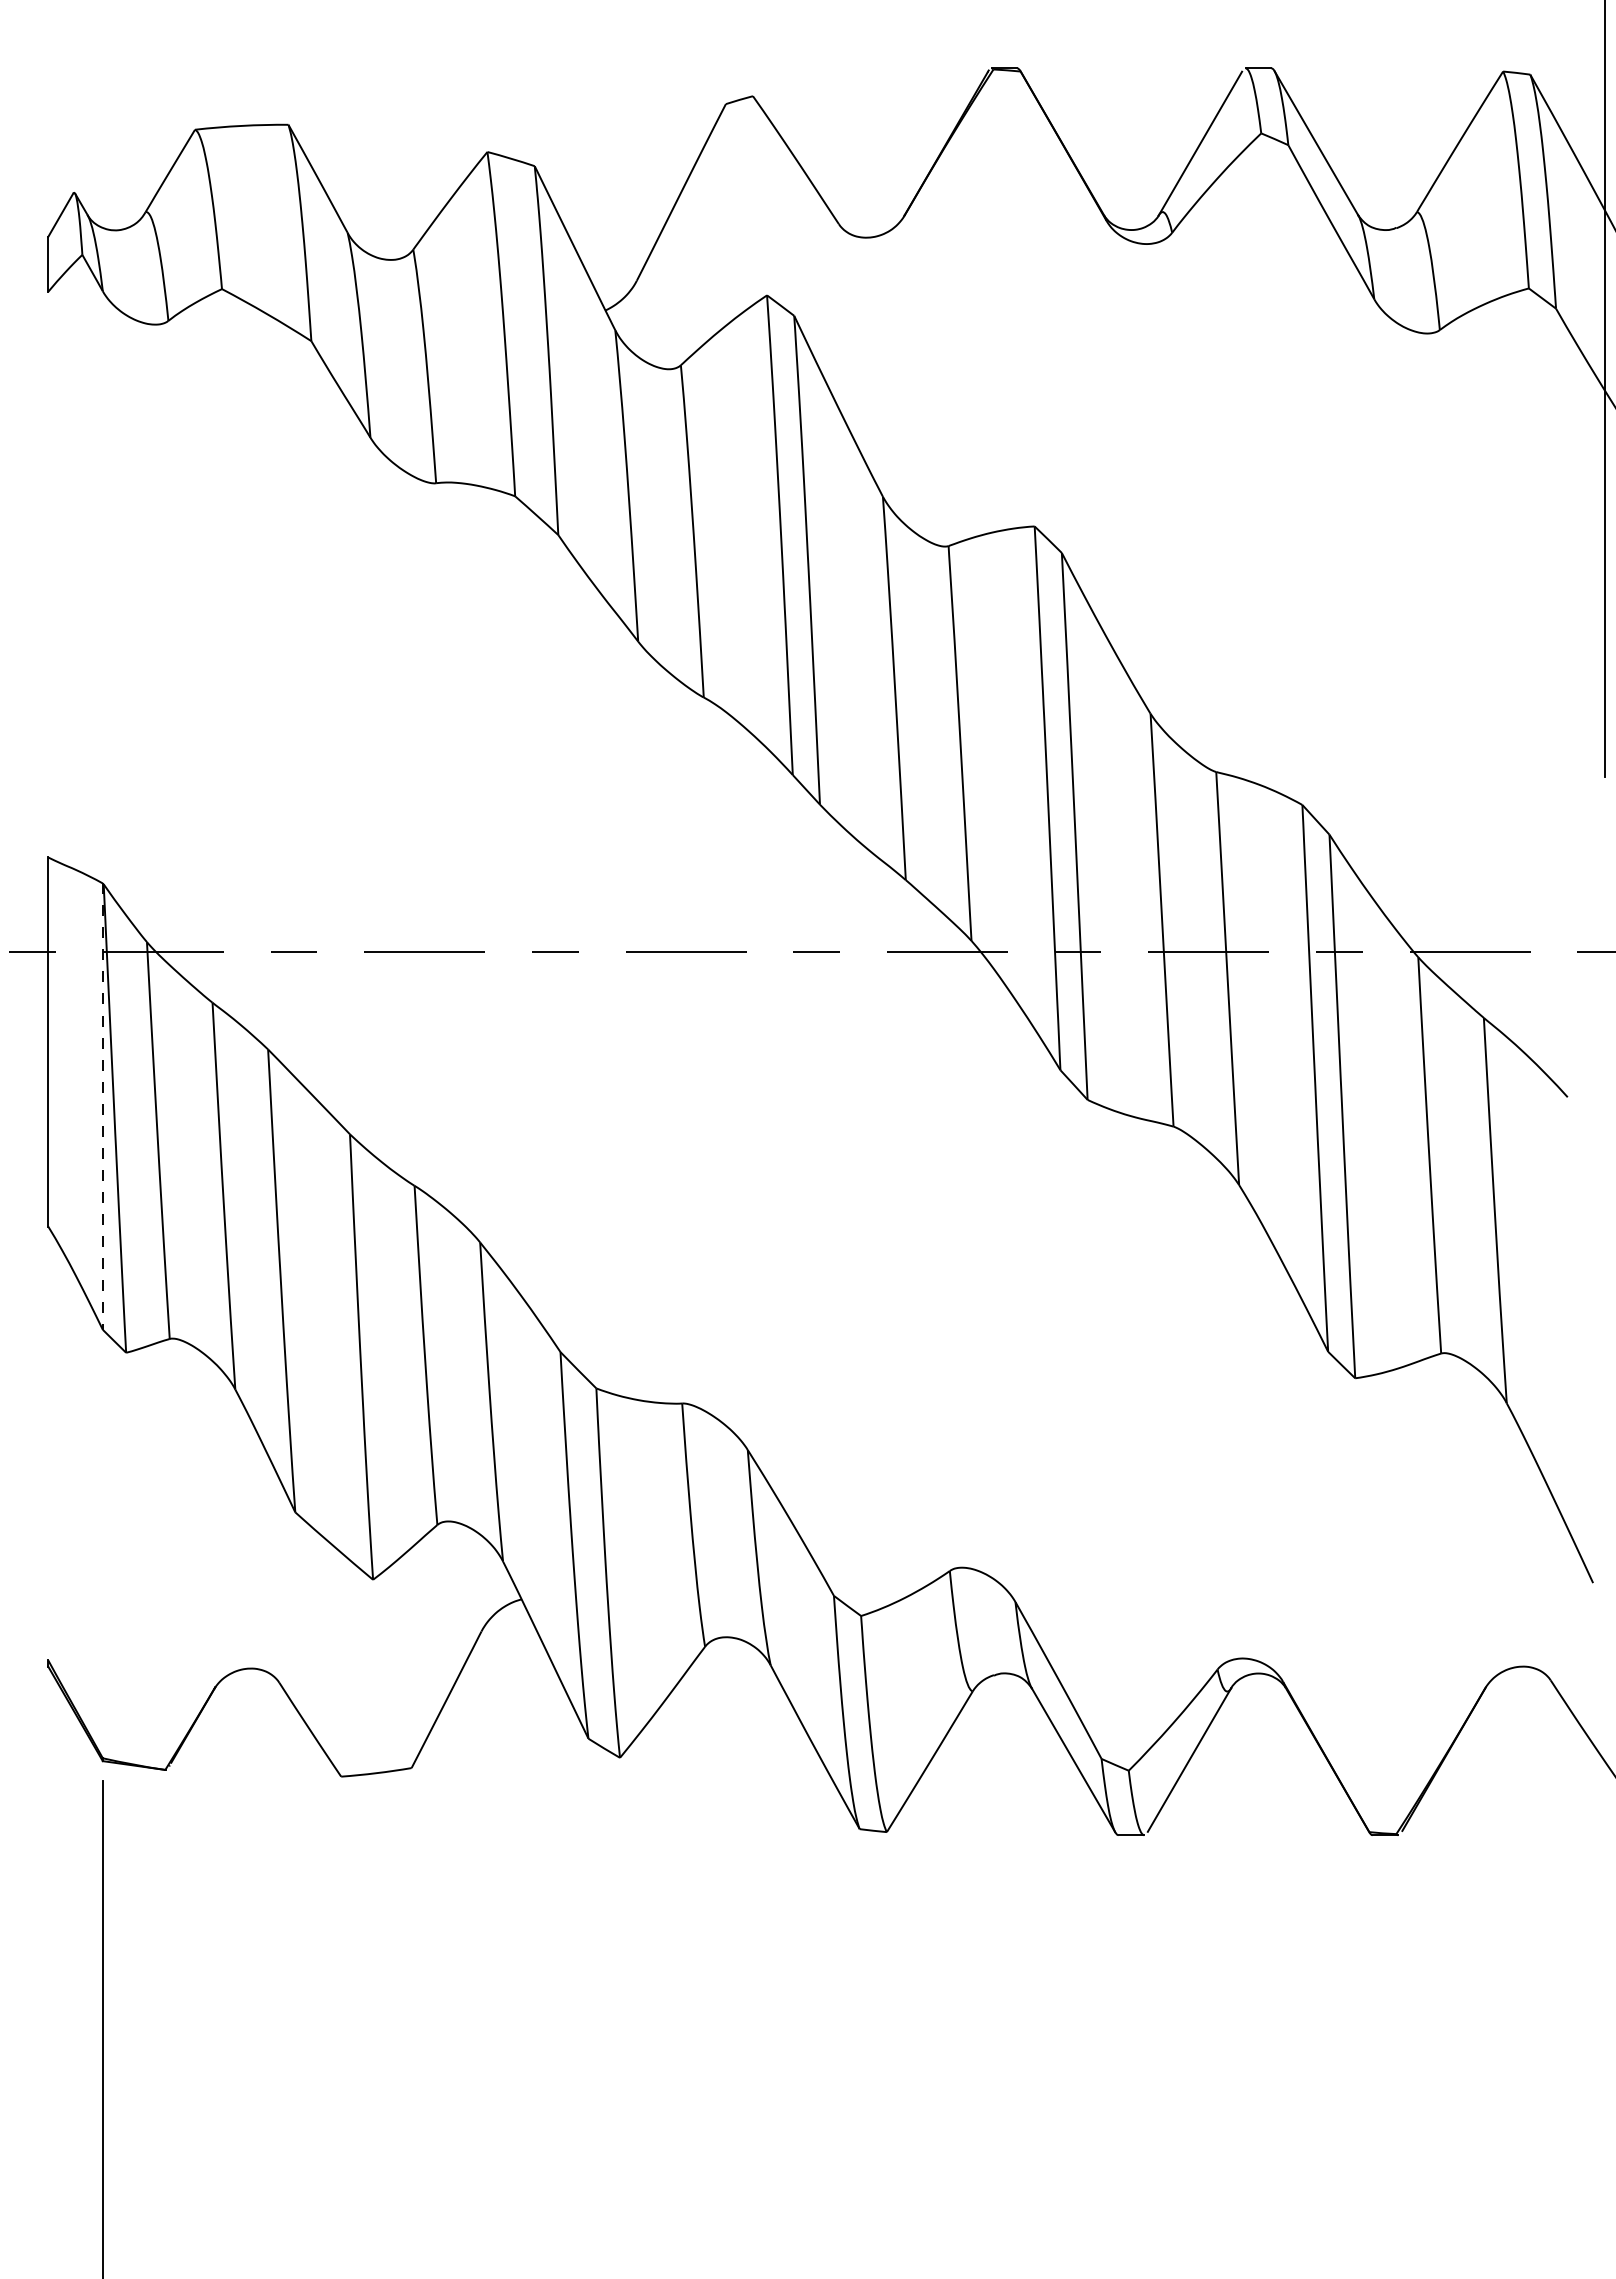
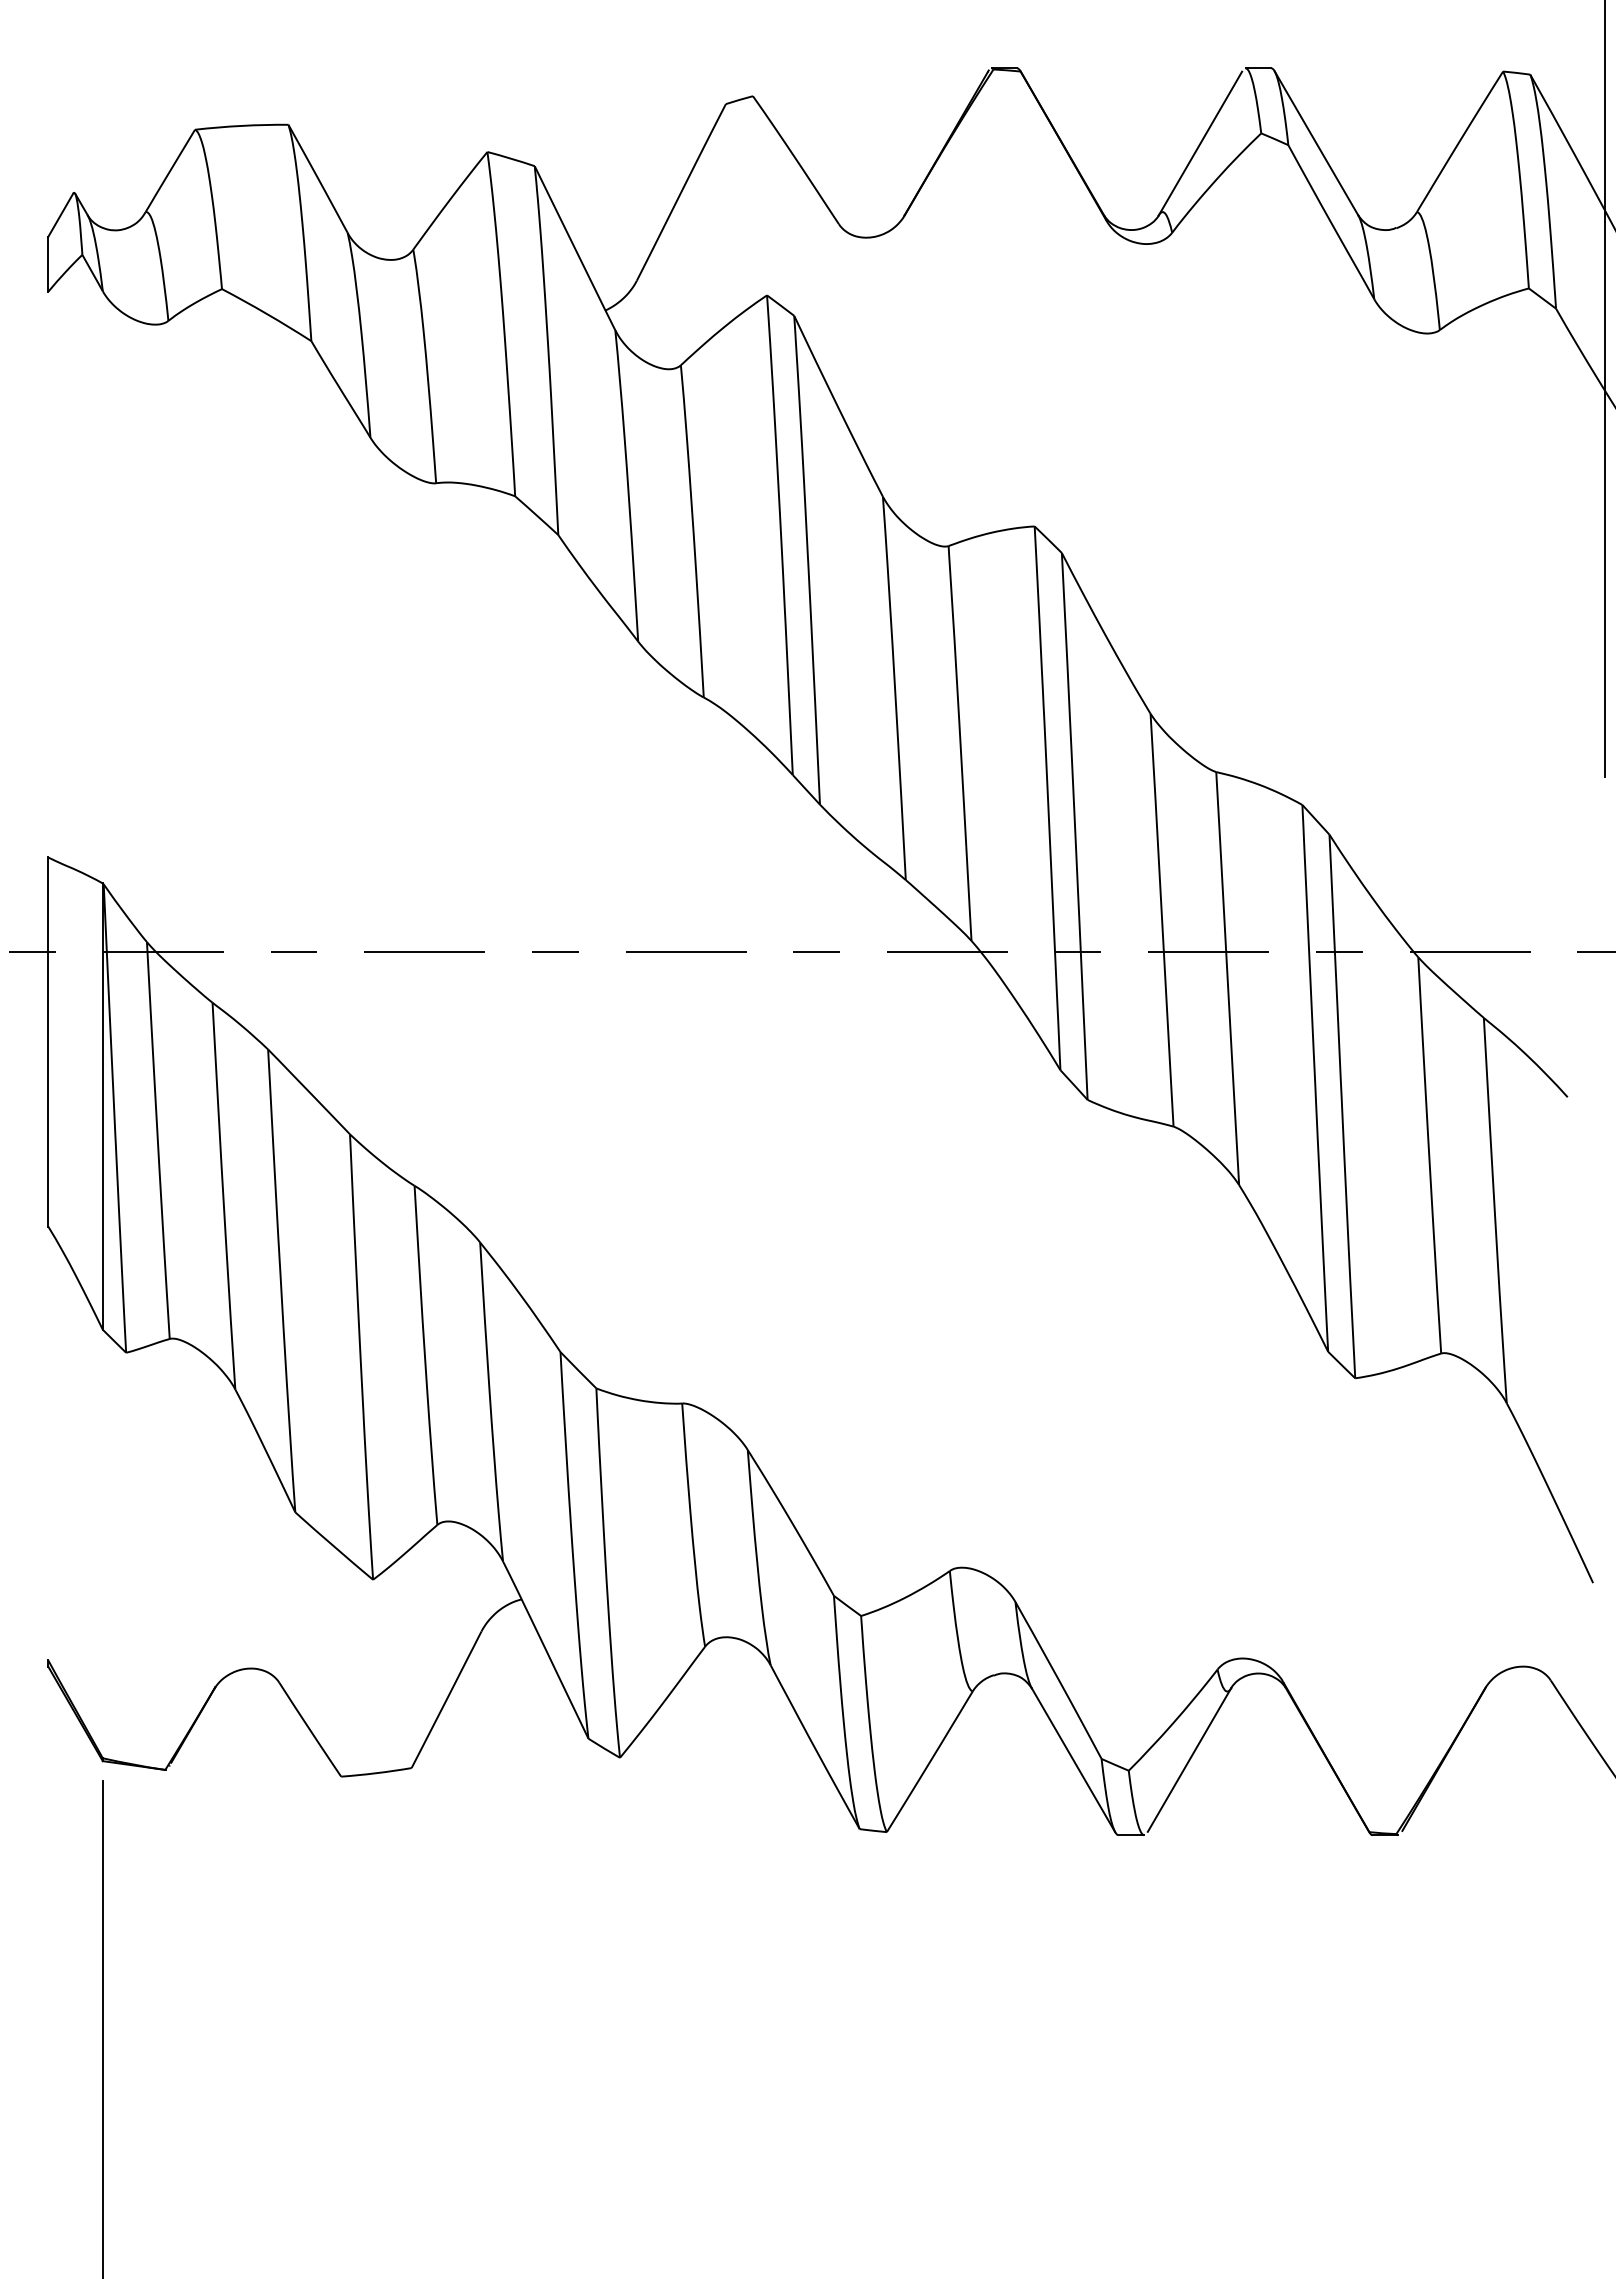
line: dashed -> solid (102, 1107)
